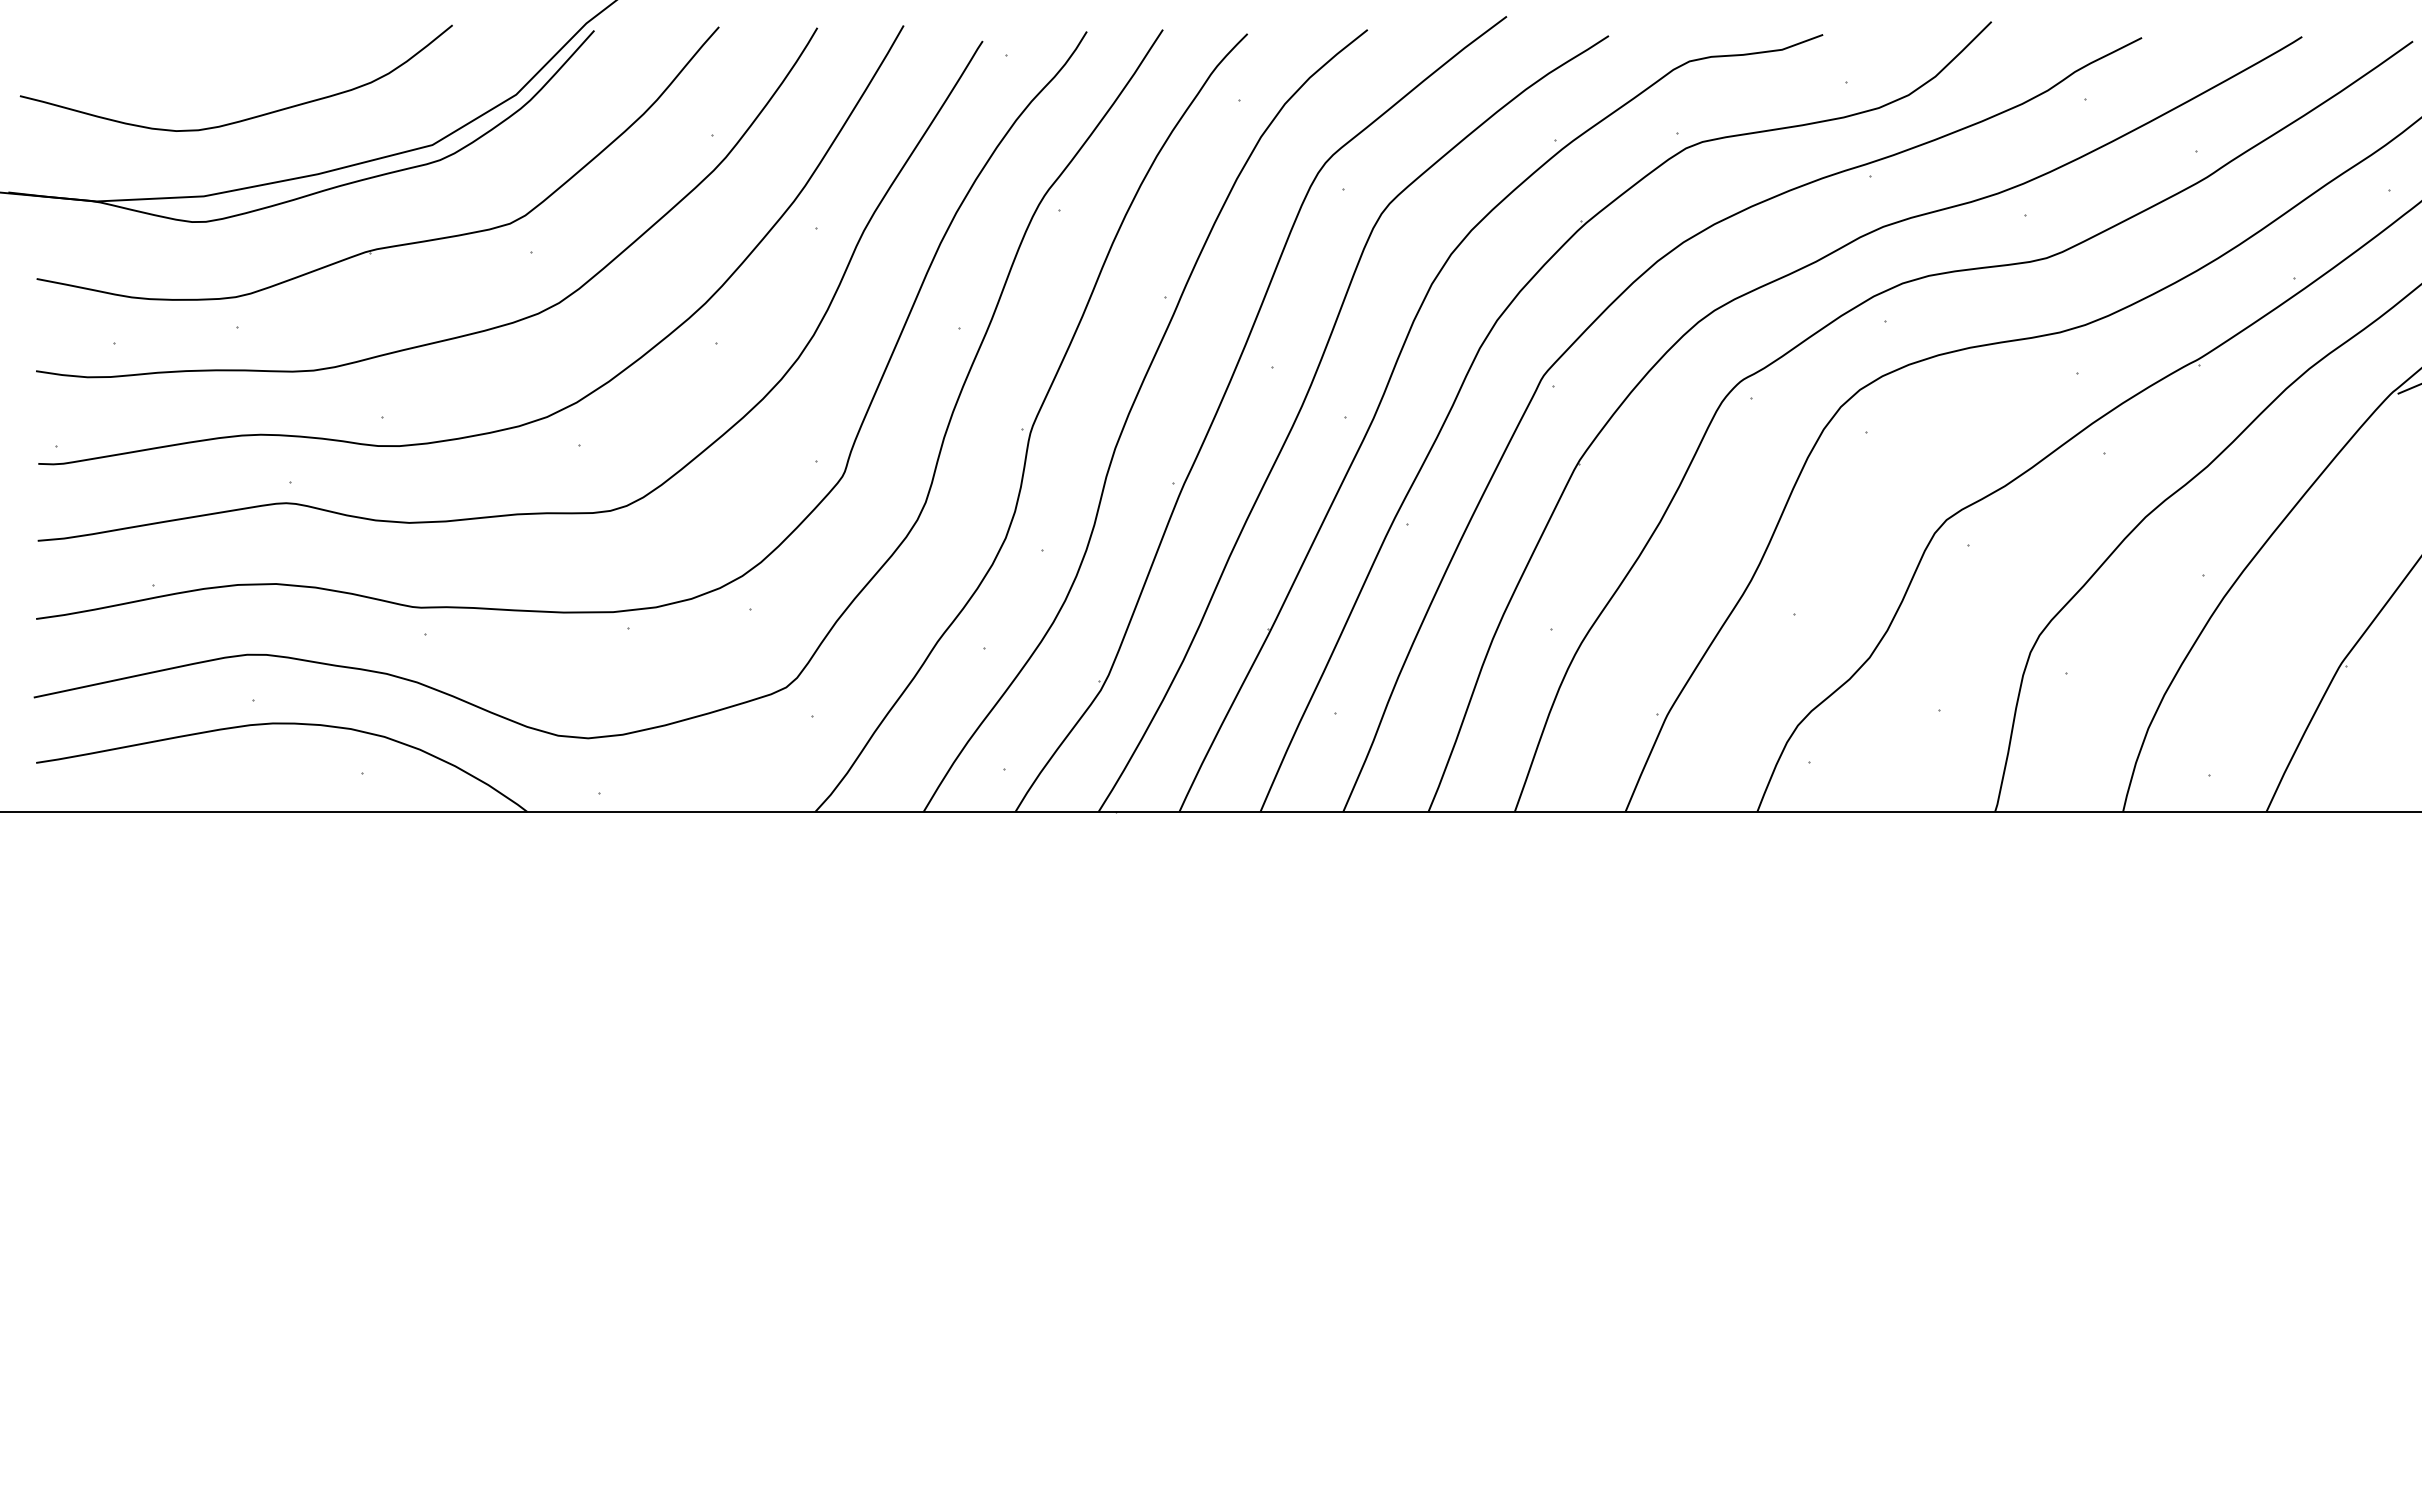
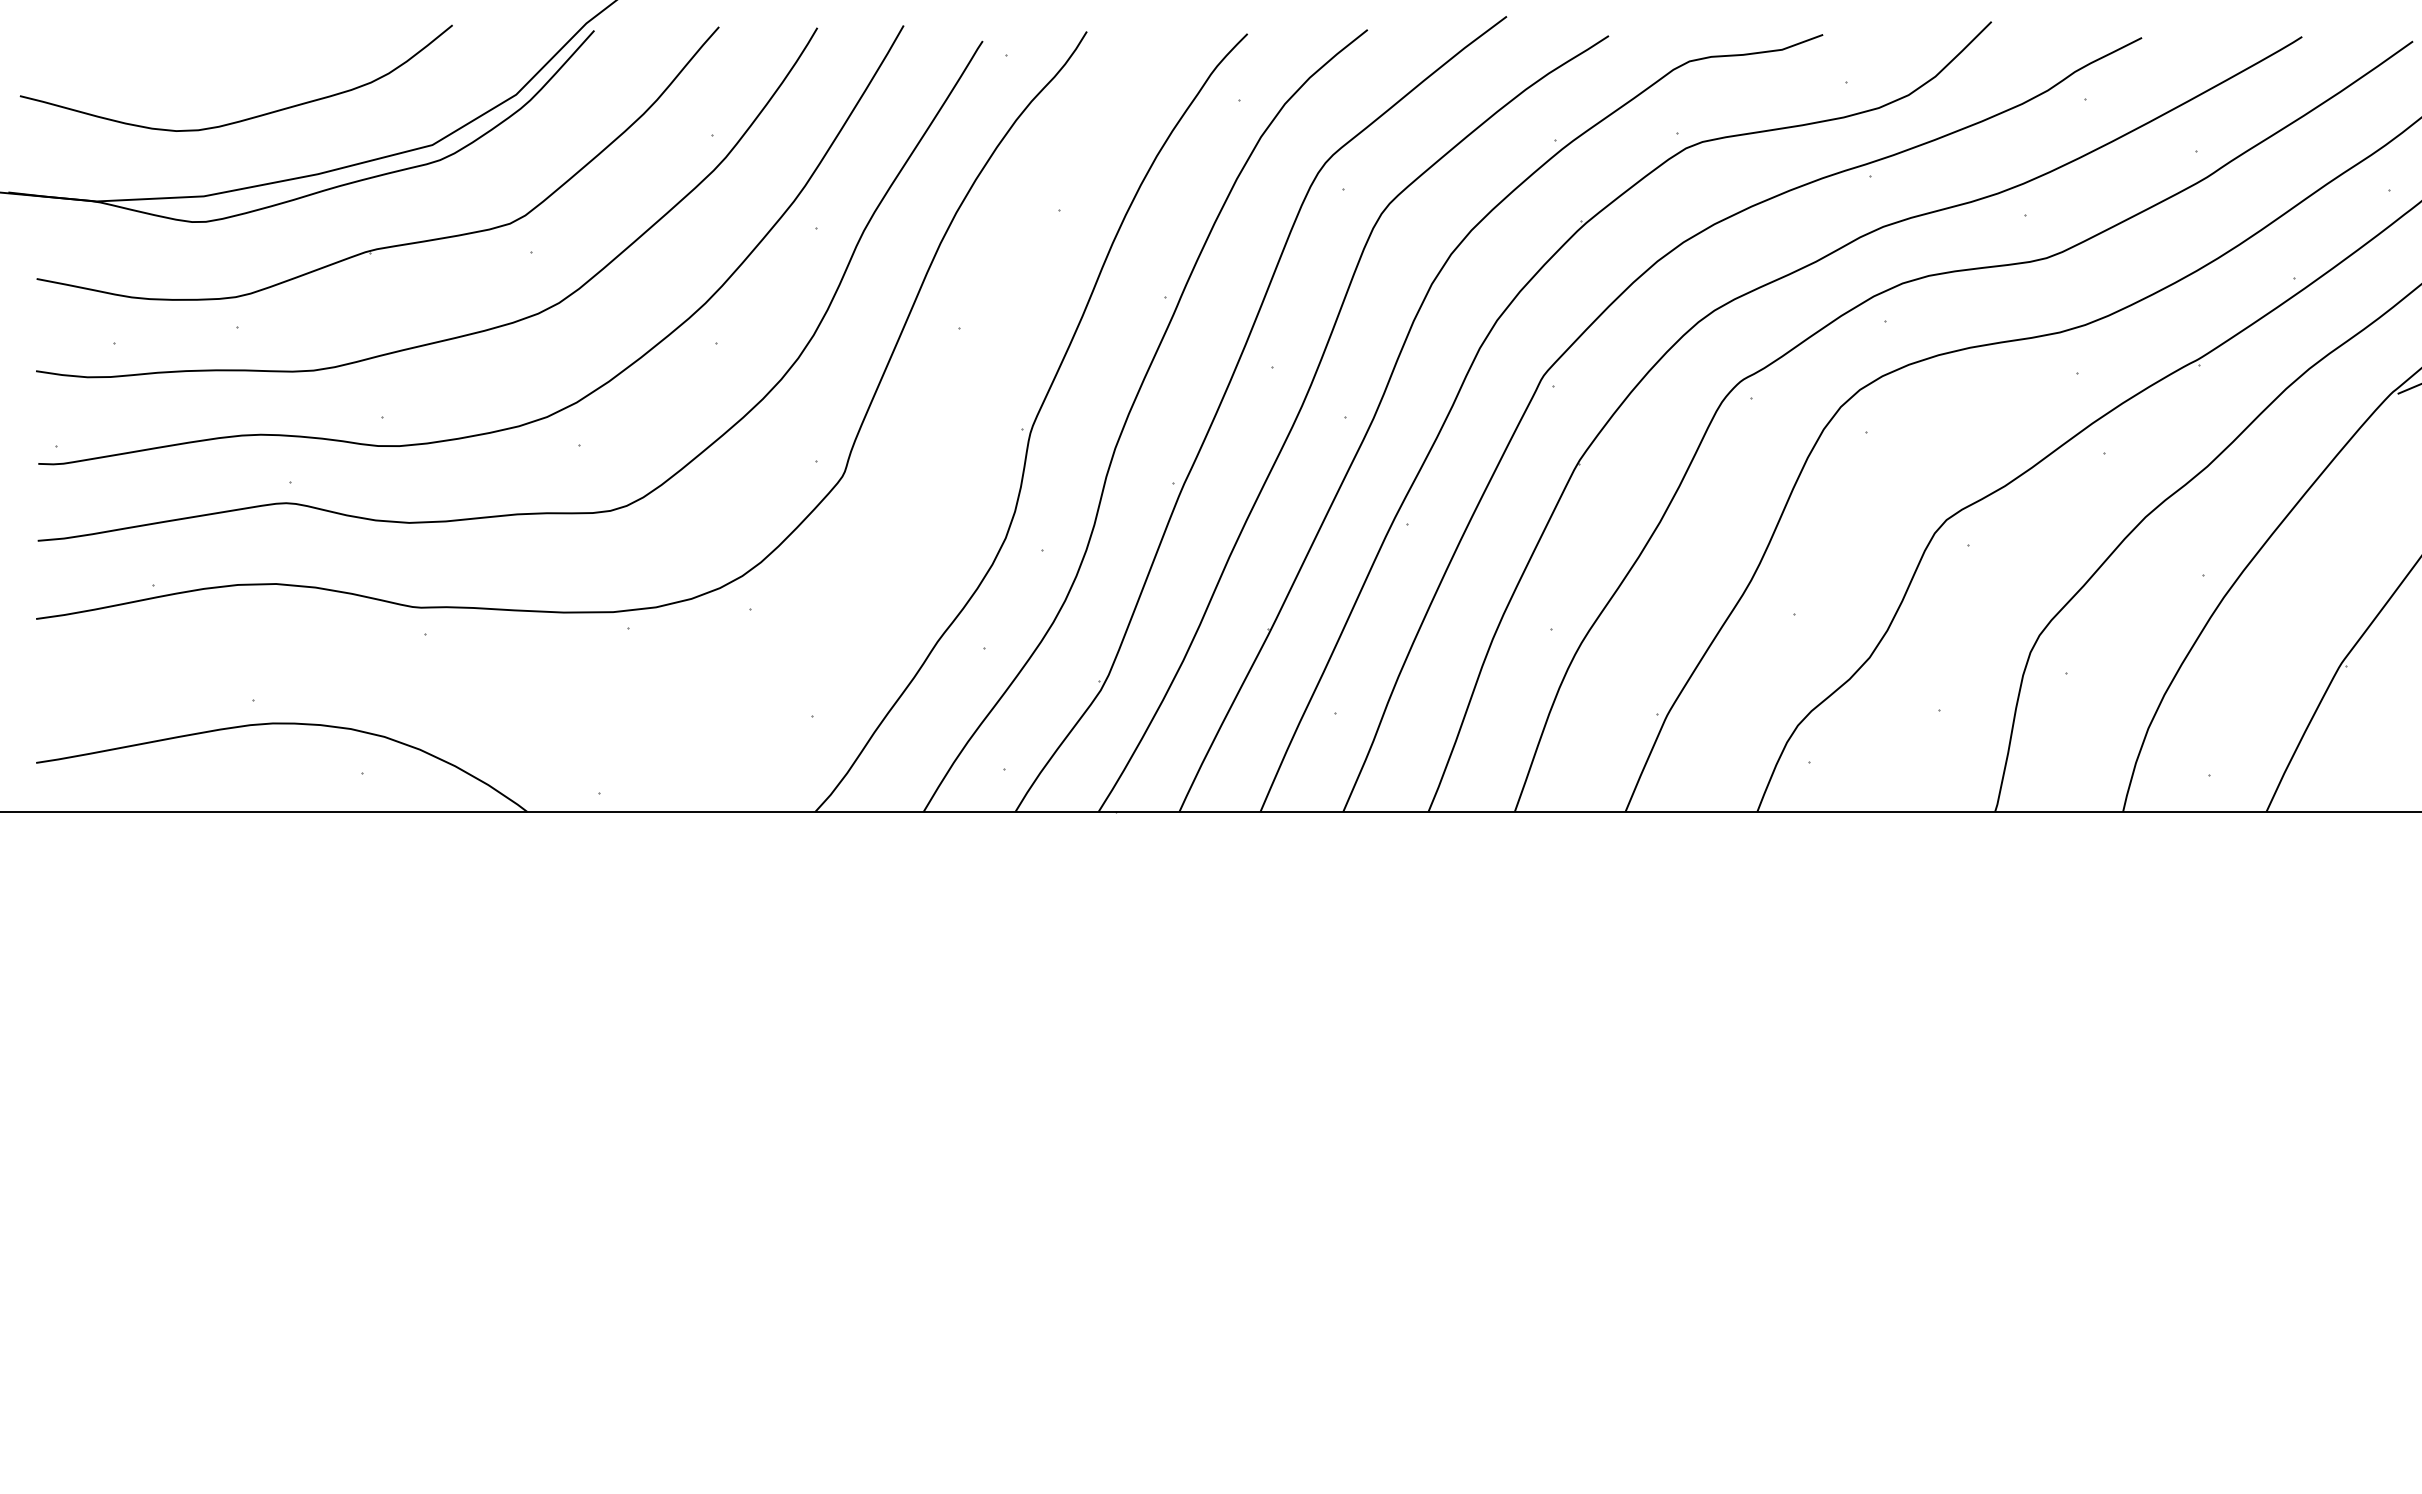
curve: present -> none (853, 598)
